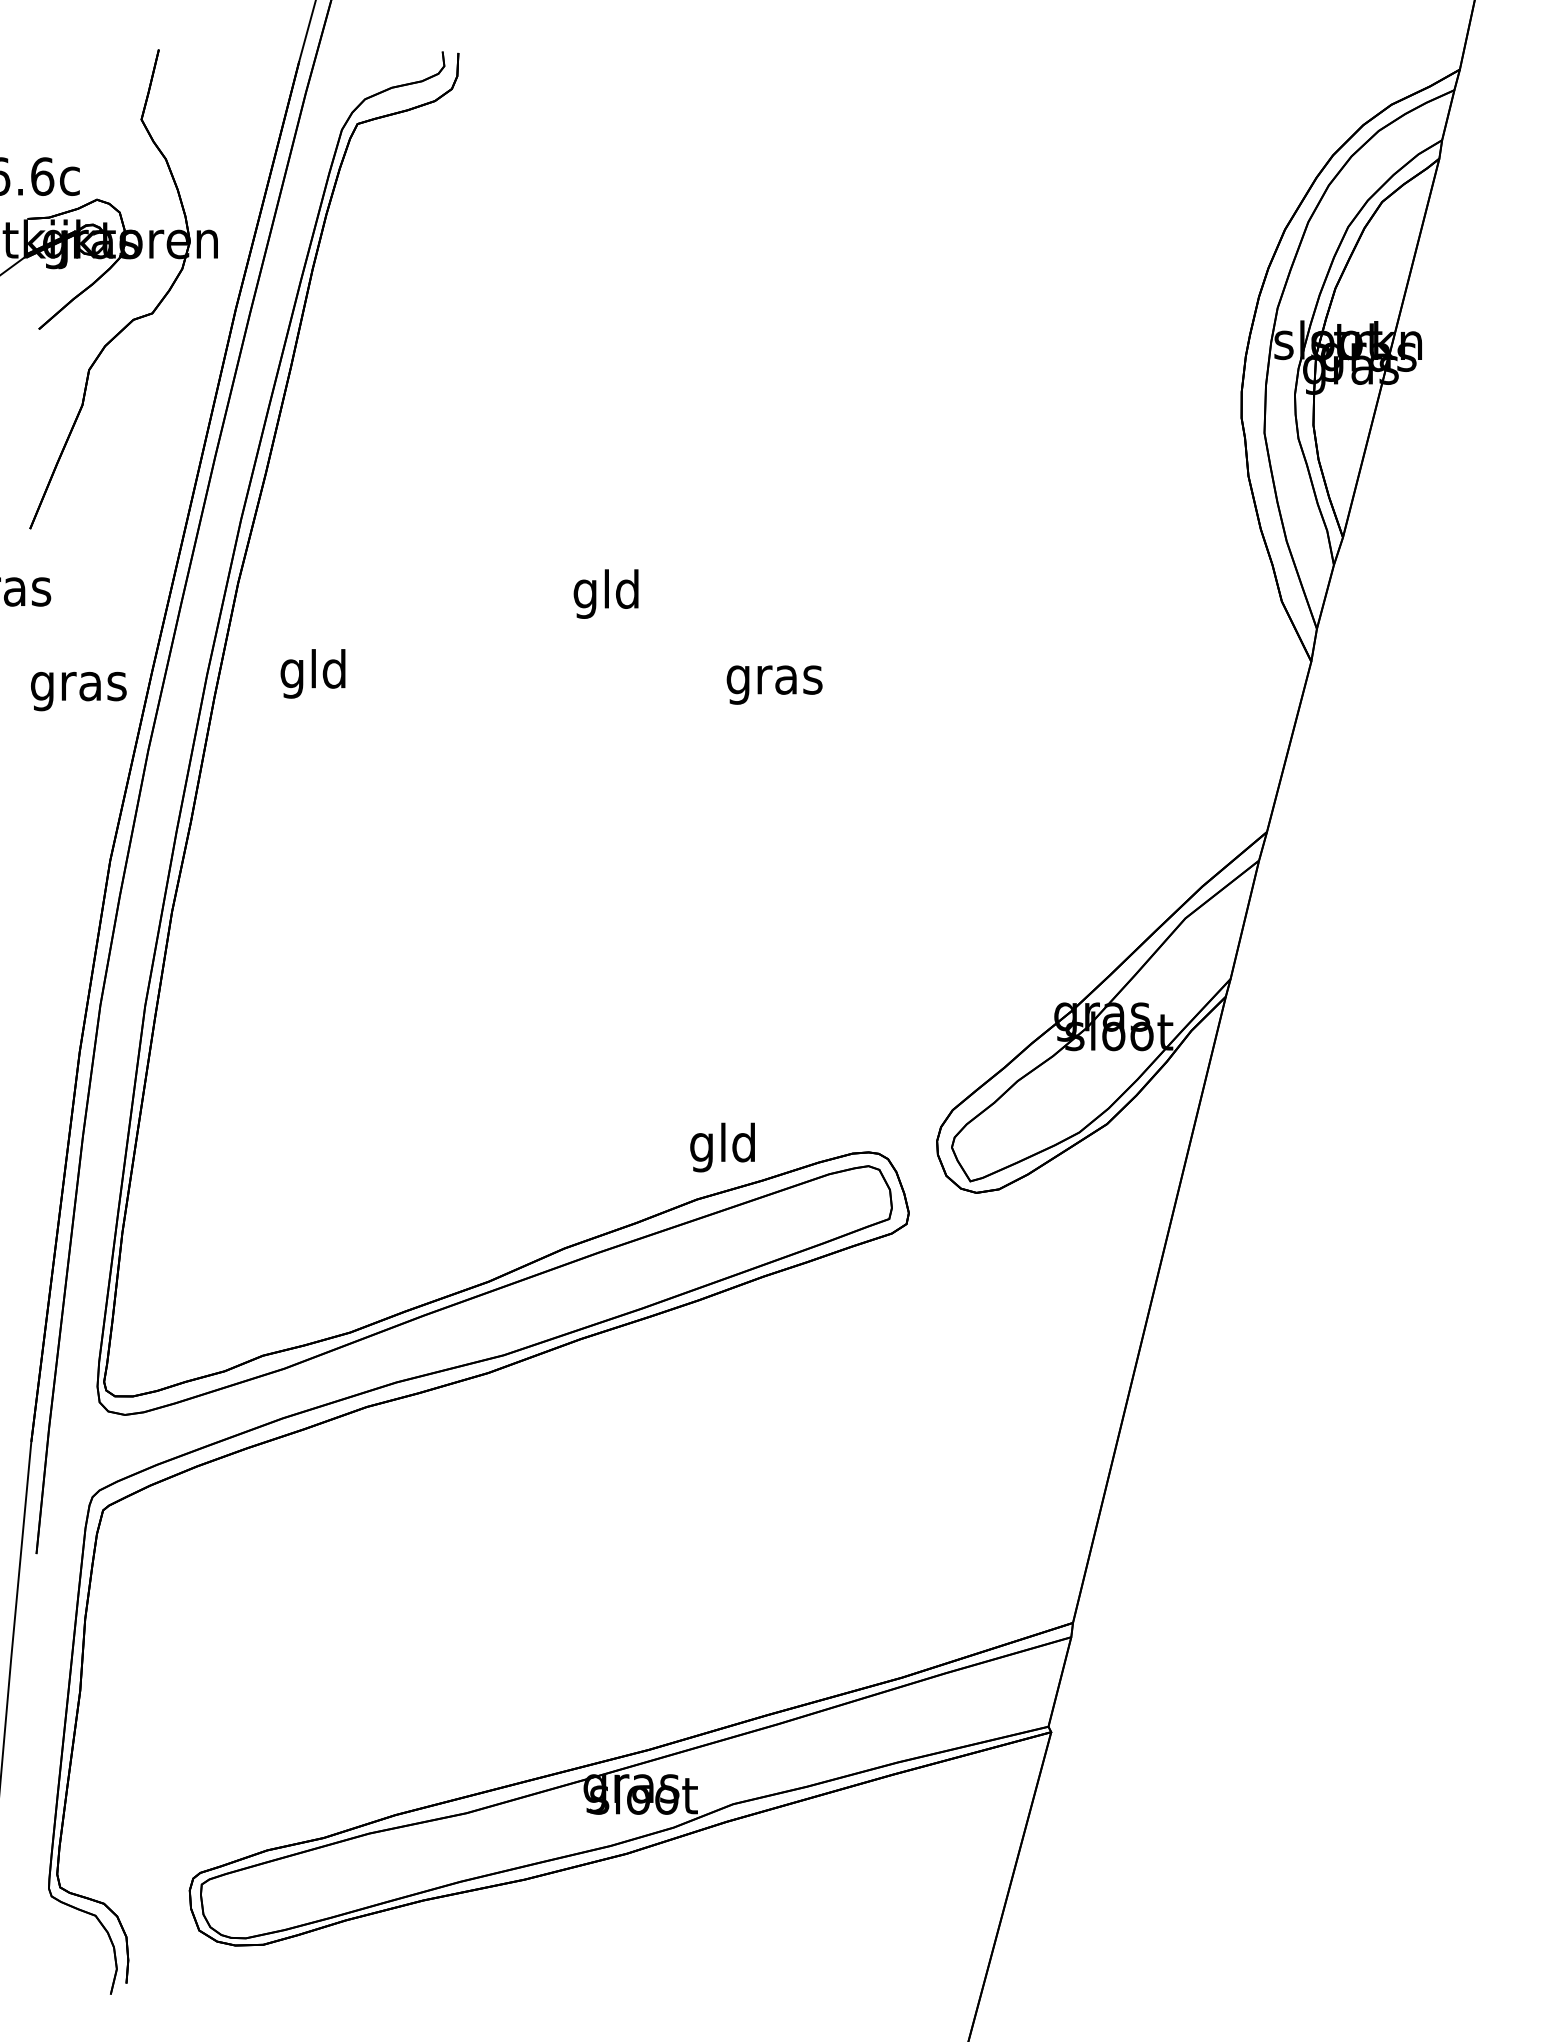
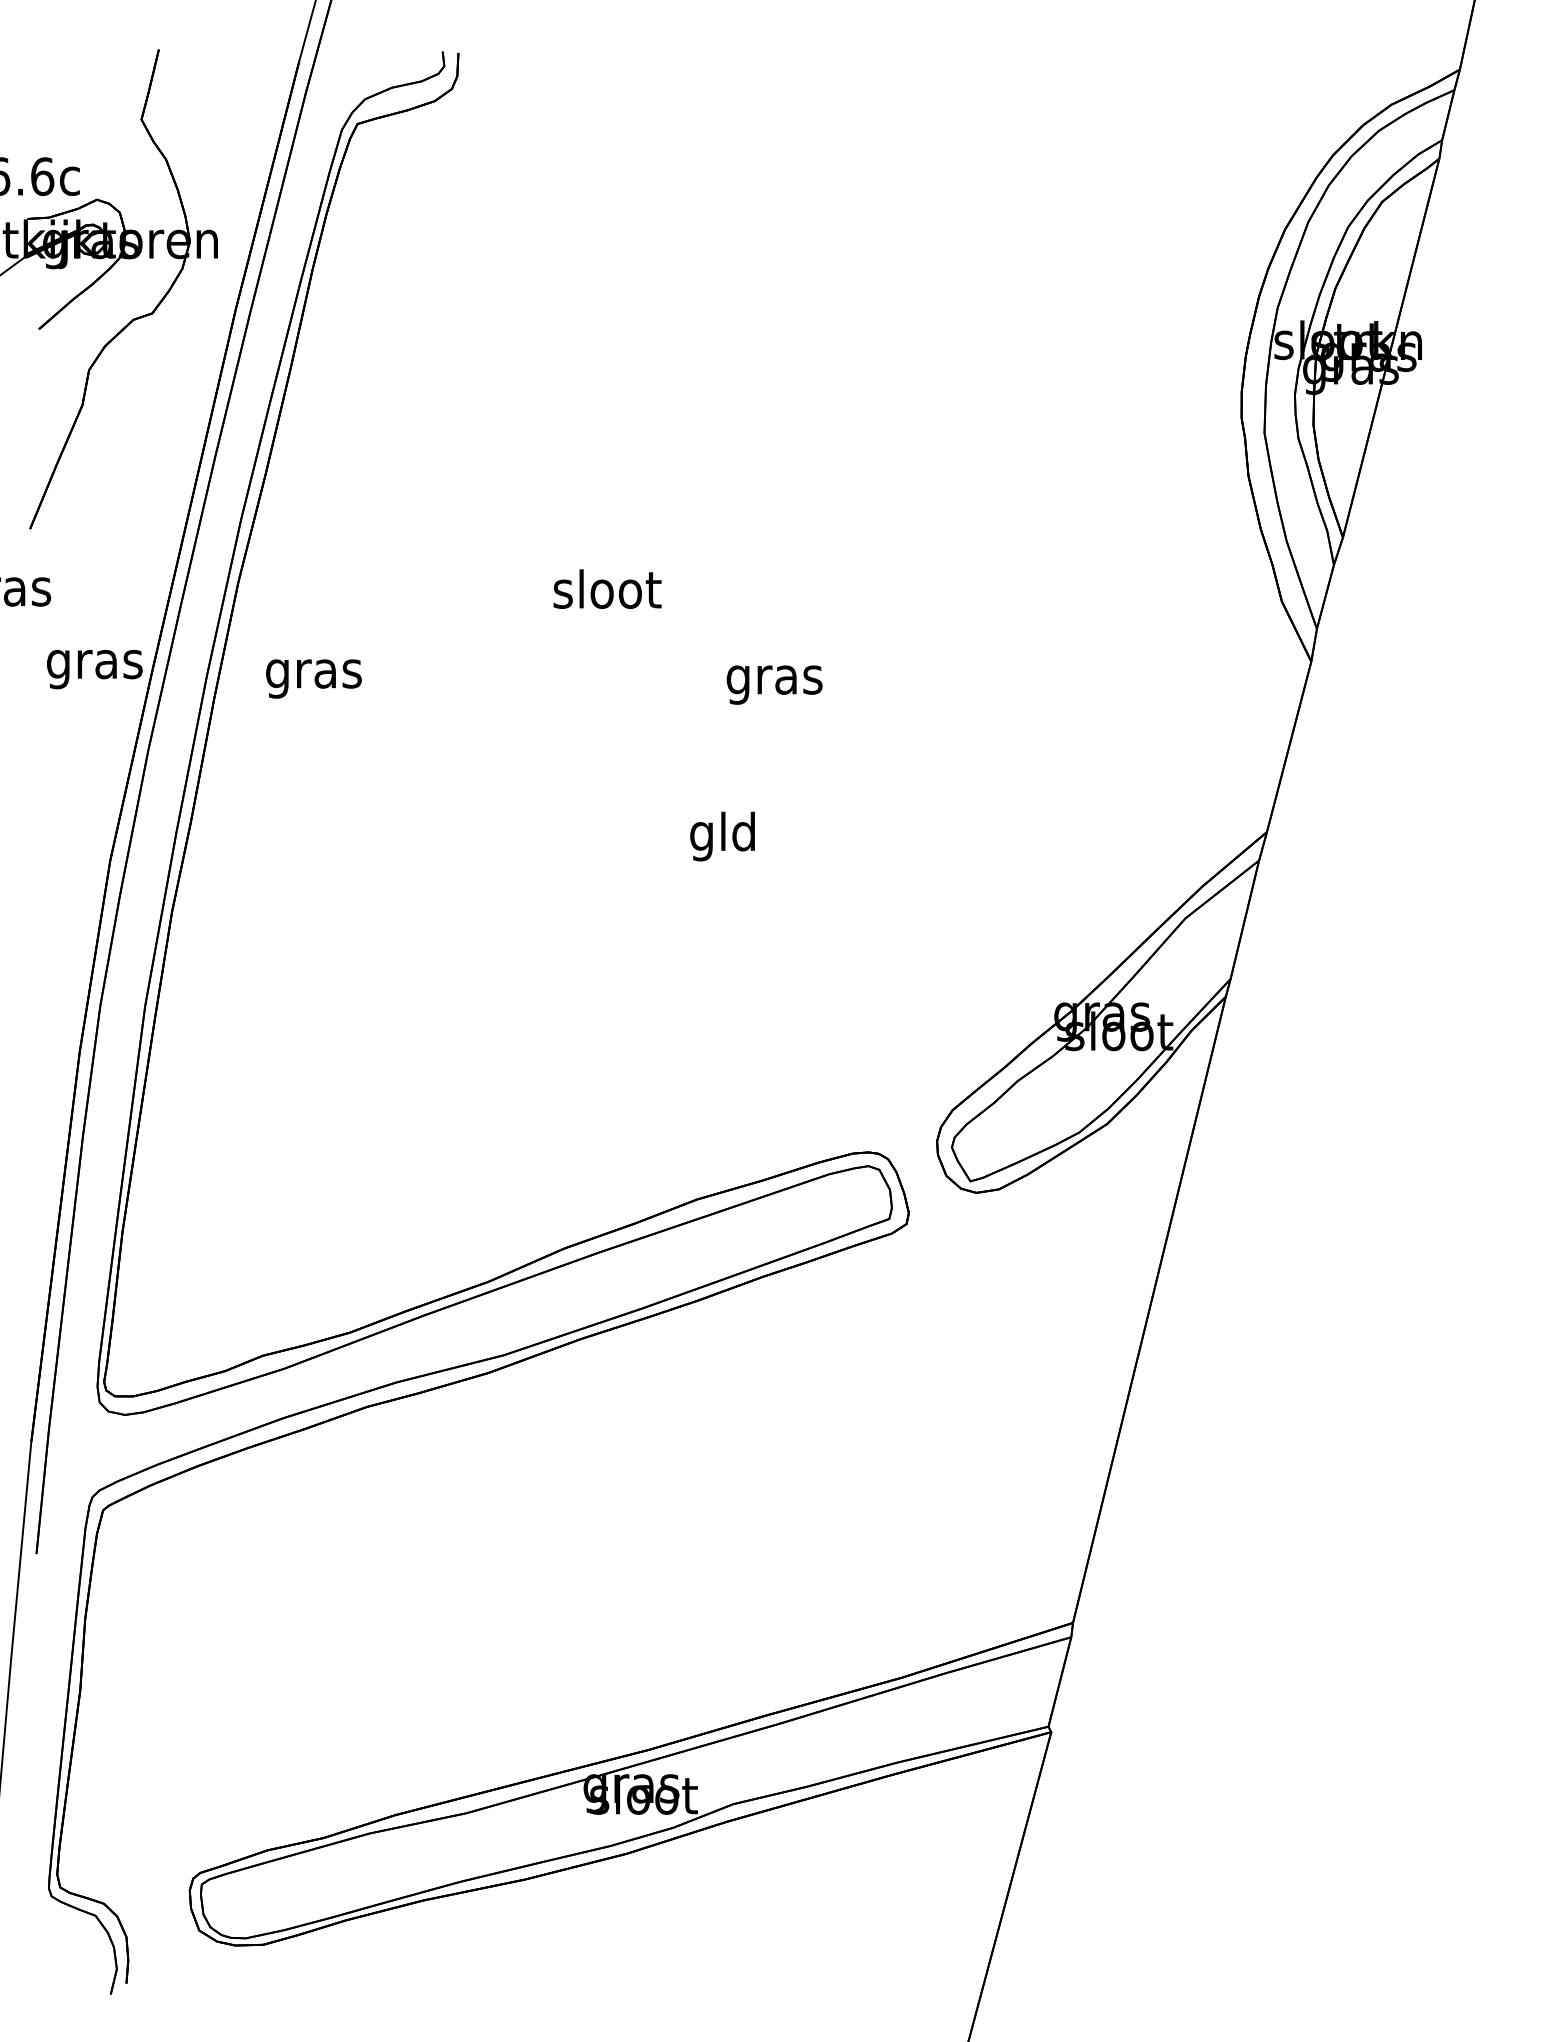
text: gld -> sloot (607, 593)
text: gld -> gras (313, 673)
text position: (78, 691) -> (94, 669) (94, 669)
text position: (722, 1147) -> (722, 836) (722, 836)
